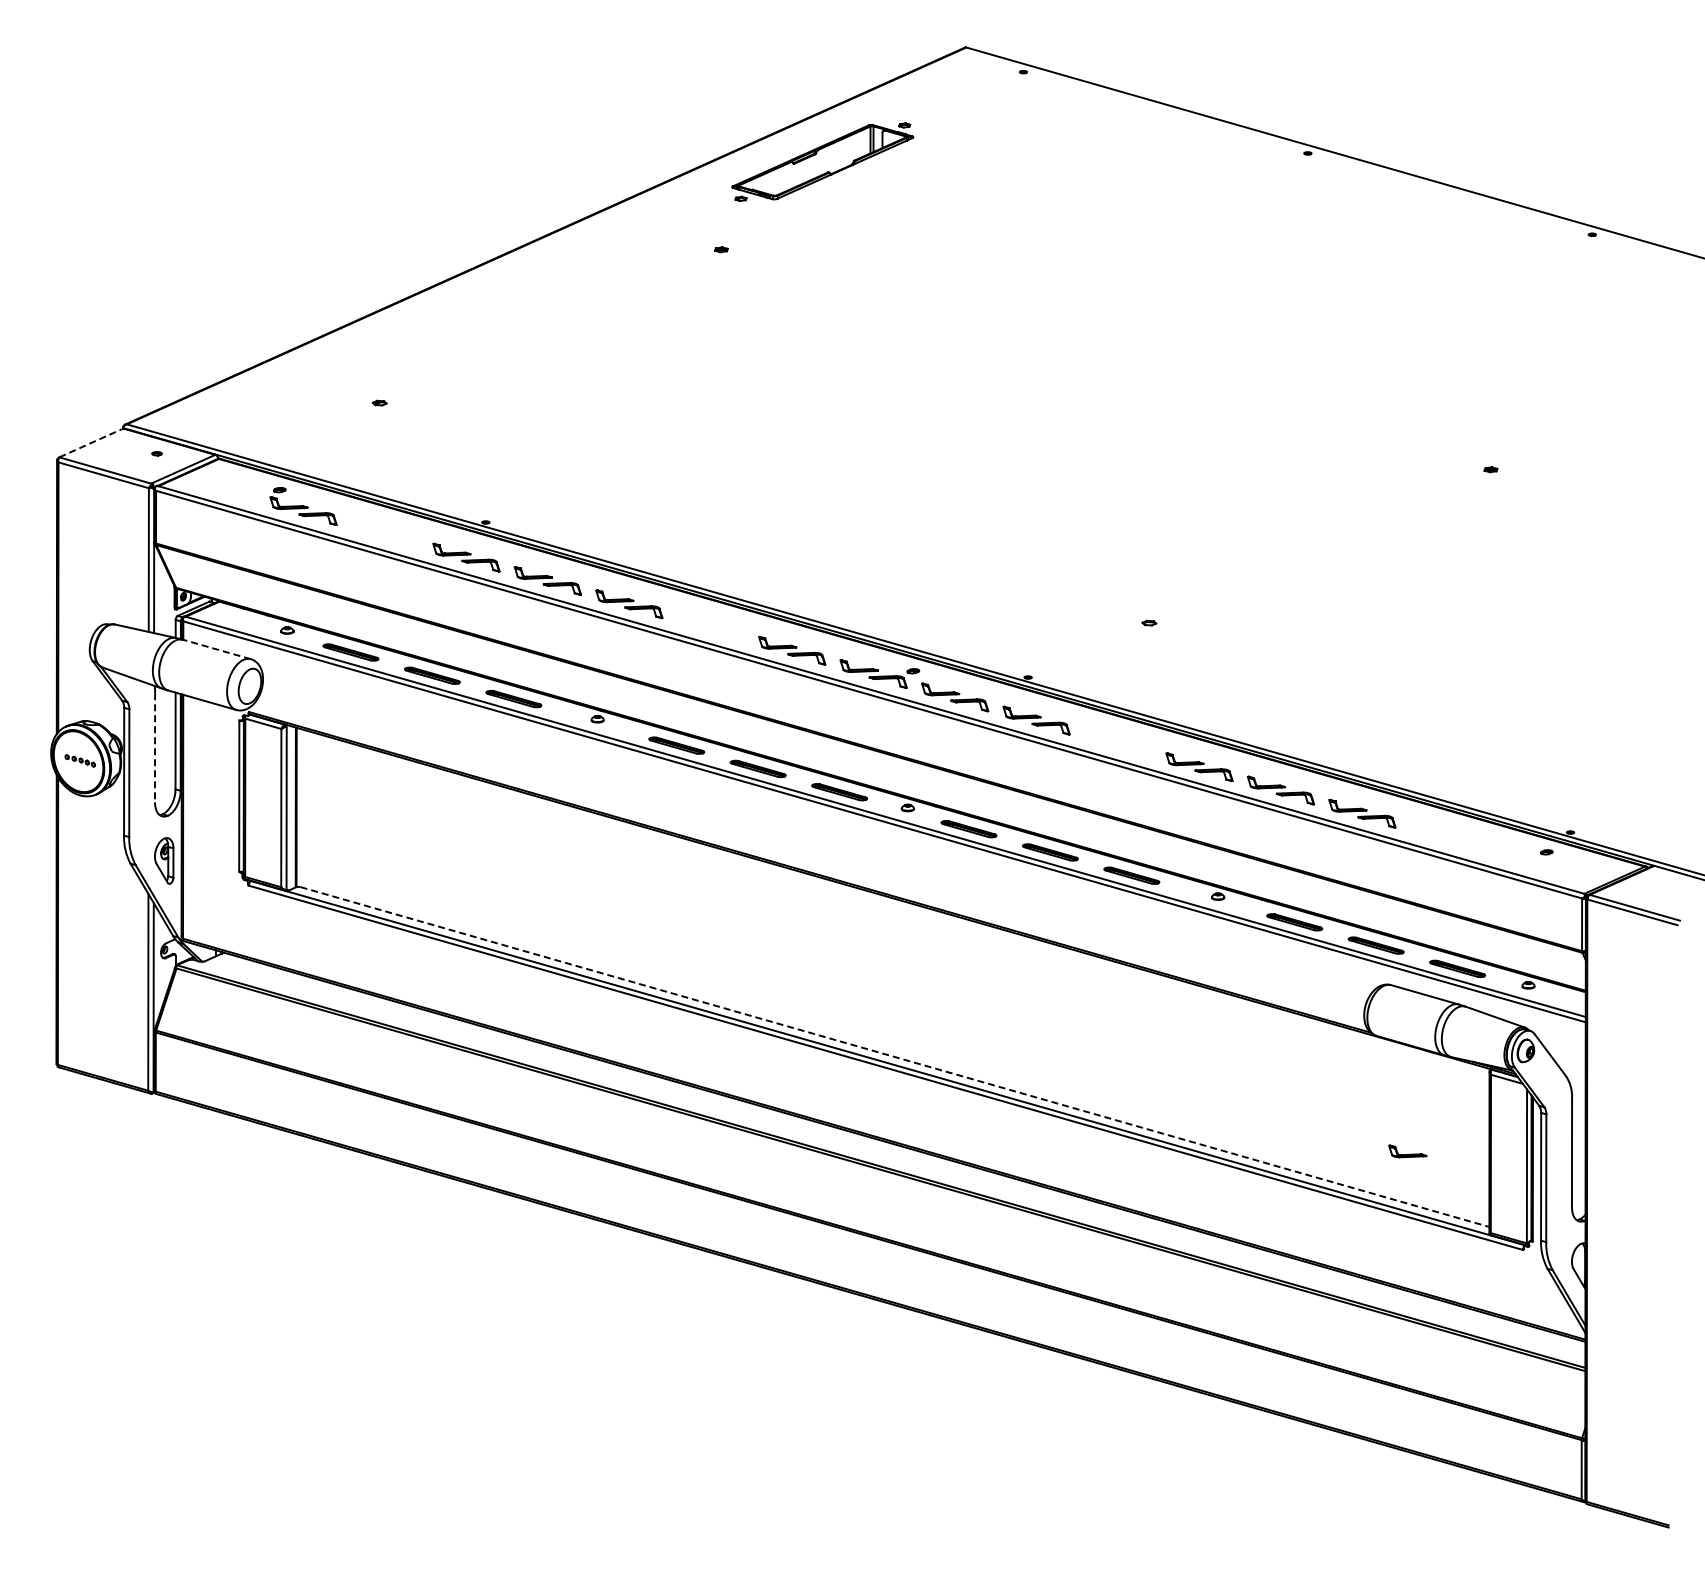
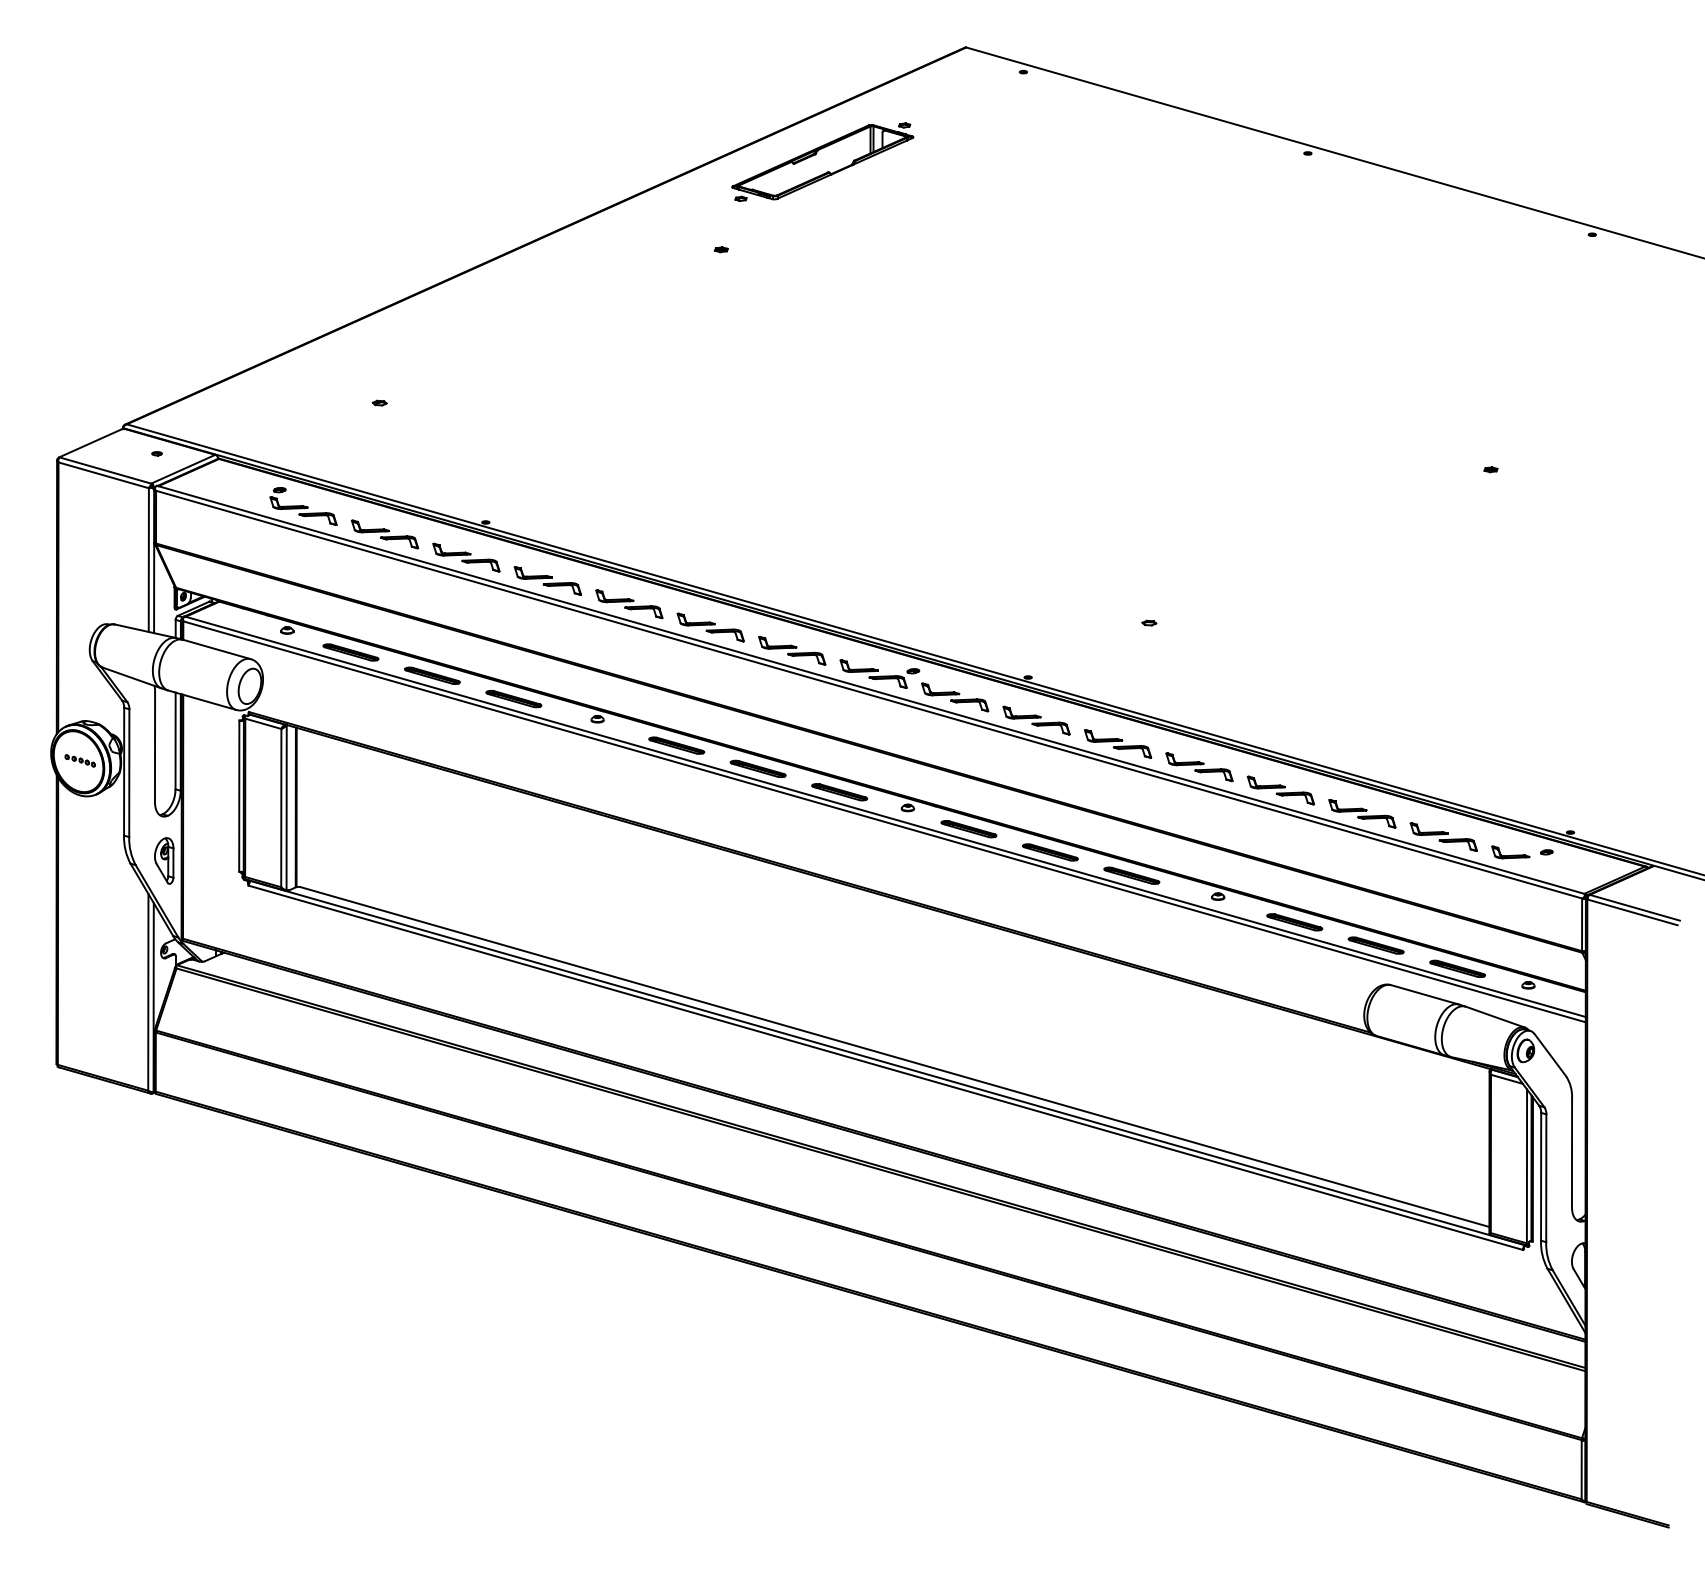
line: dashed -> solid (90, 443)
part: none -> present (384, 534)
part: none -> present (710, 627)
line: dashed -> solid (216, 649)
part: none -> present (1118, 743)
line: dashed -> solid (155, 747)
part: none -> present (1443, 836)
line: dashed -> solid (895, 1057)
part position: (1407, 1151) -> (1510, 852) (1510, 852)
